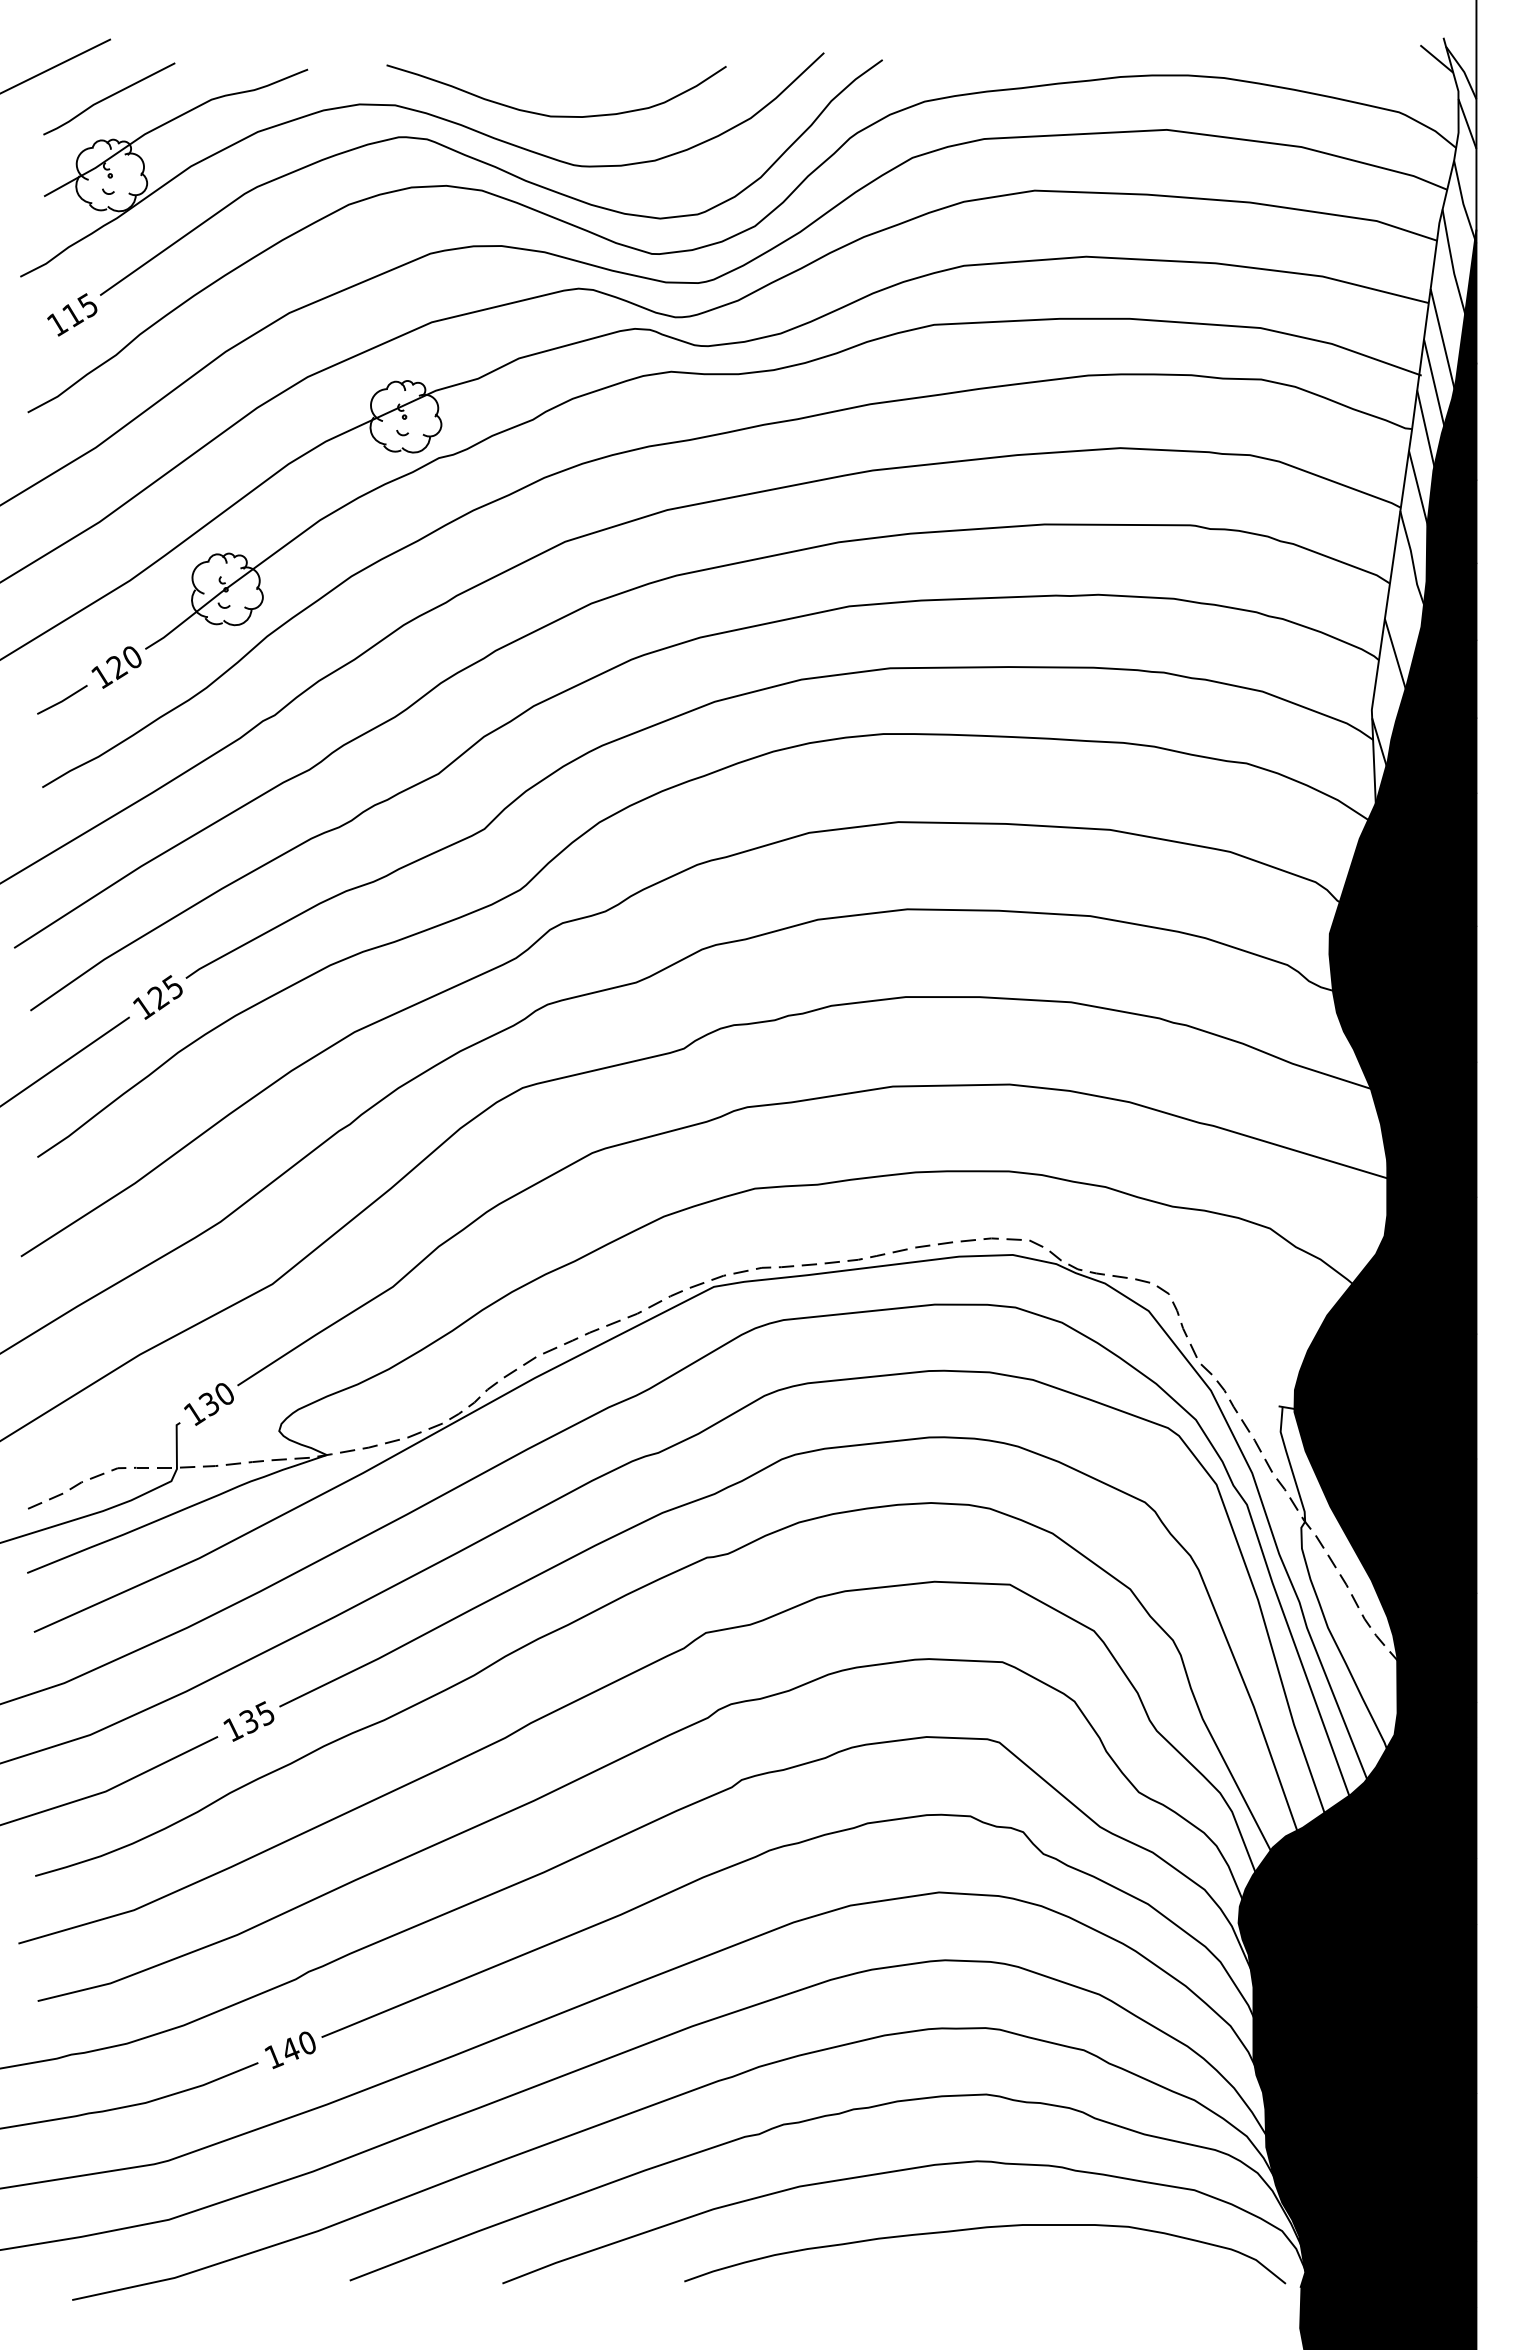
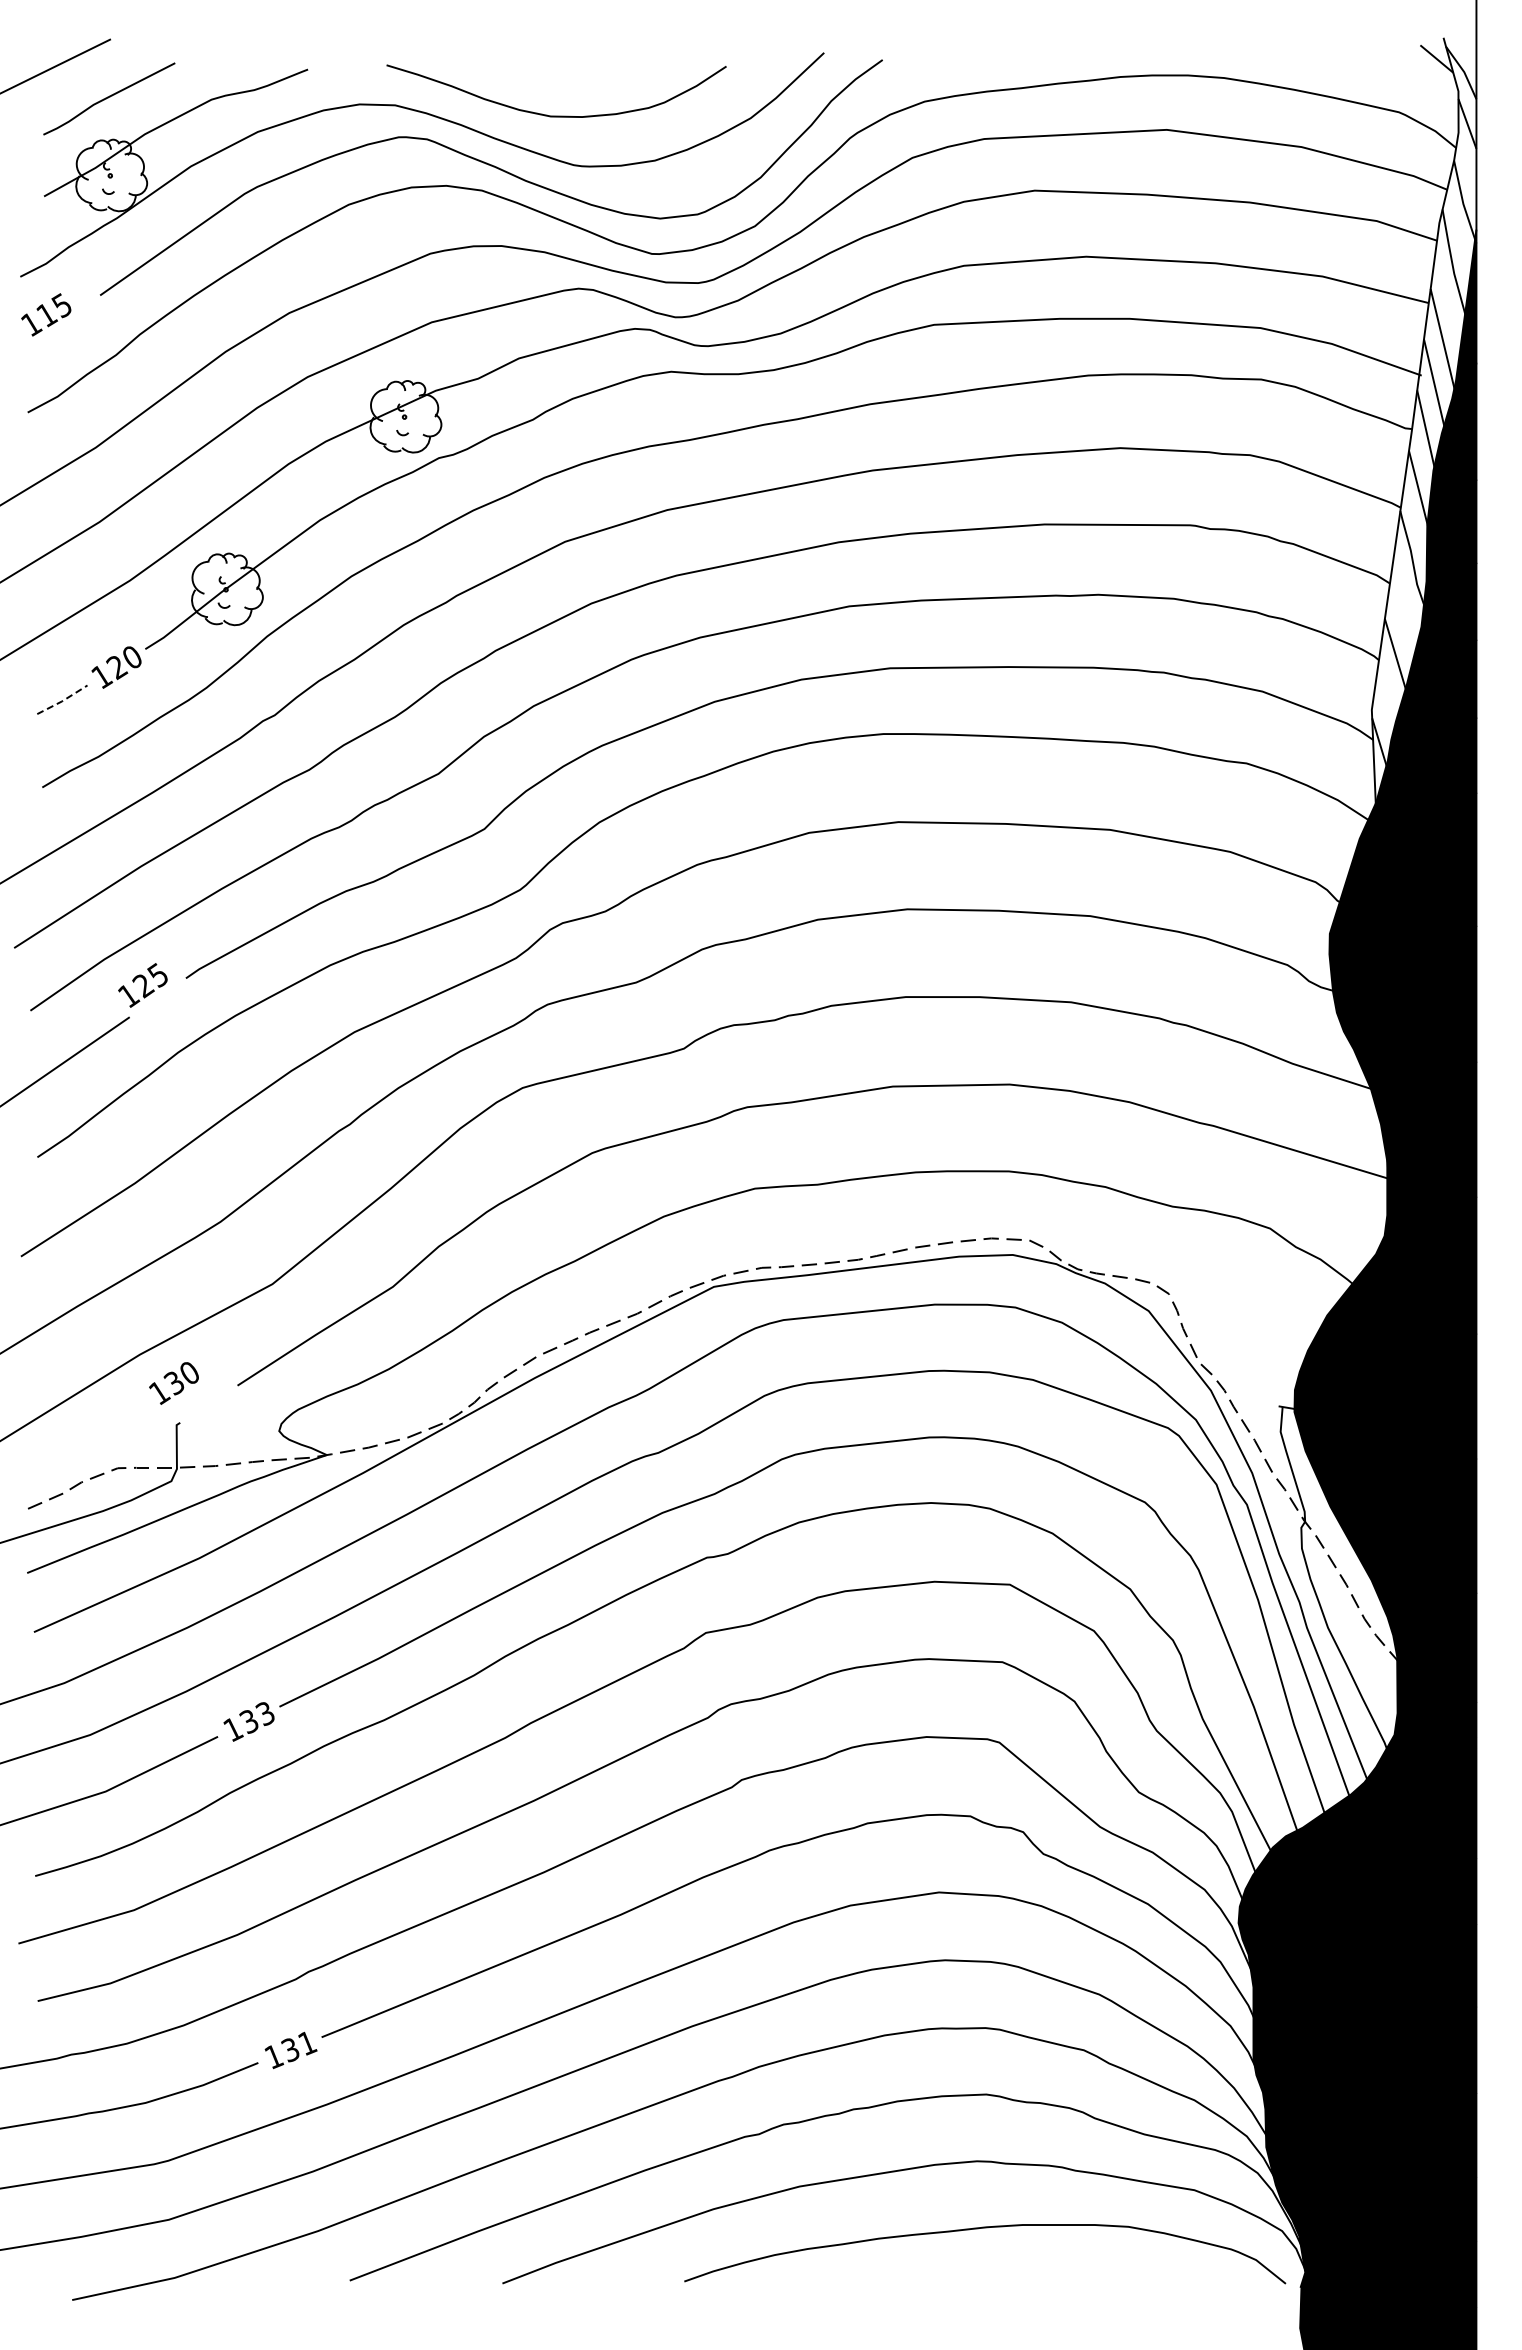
text position: (72, 314) -> (46, 314) (46, 314)
line: solid -> dashed (62, 700)
text position: (157, 997) -> (142, 985) (142, 985)
text position: (208, 1404) -> (173, 1383) (173, 1383)
text: 135 -> 133 (264, 1711)
text: 140 -> 131 (299, 2046)
